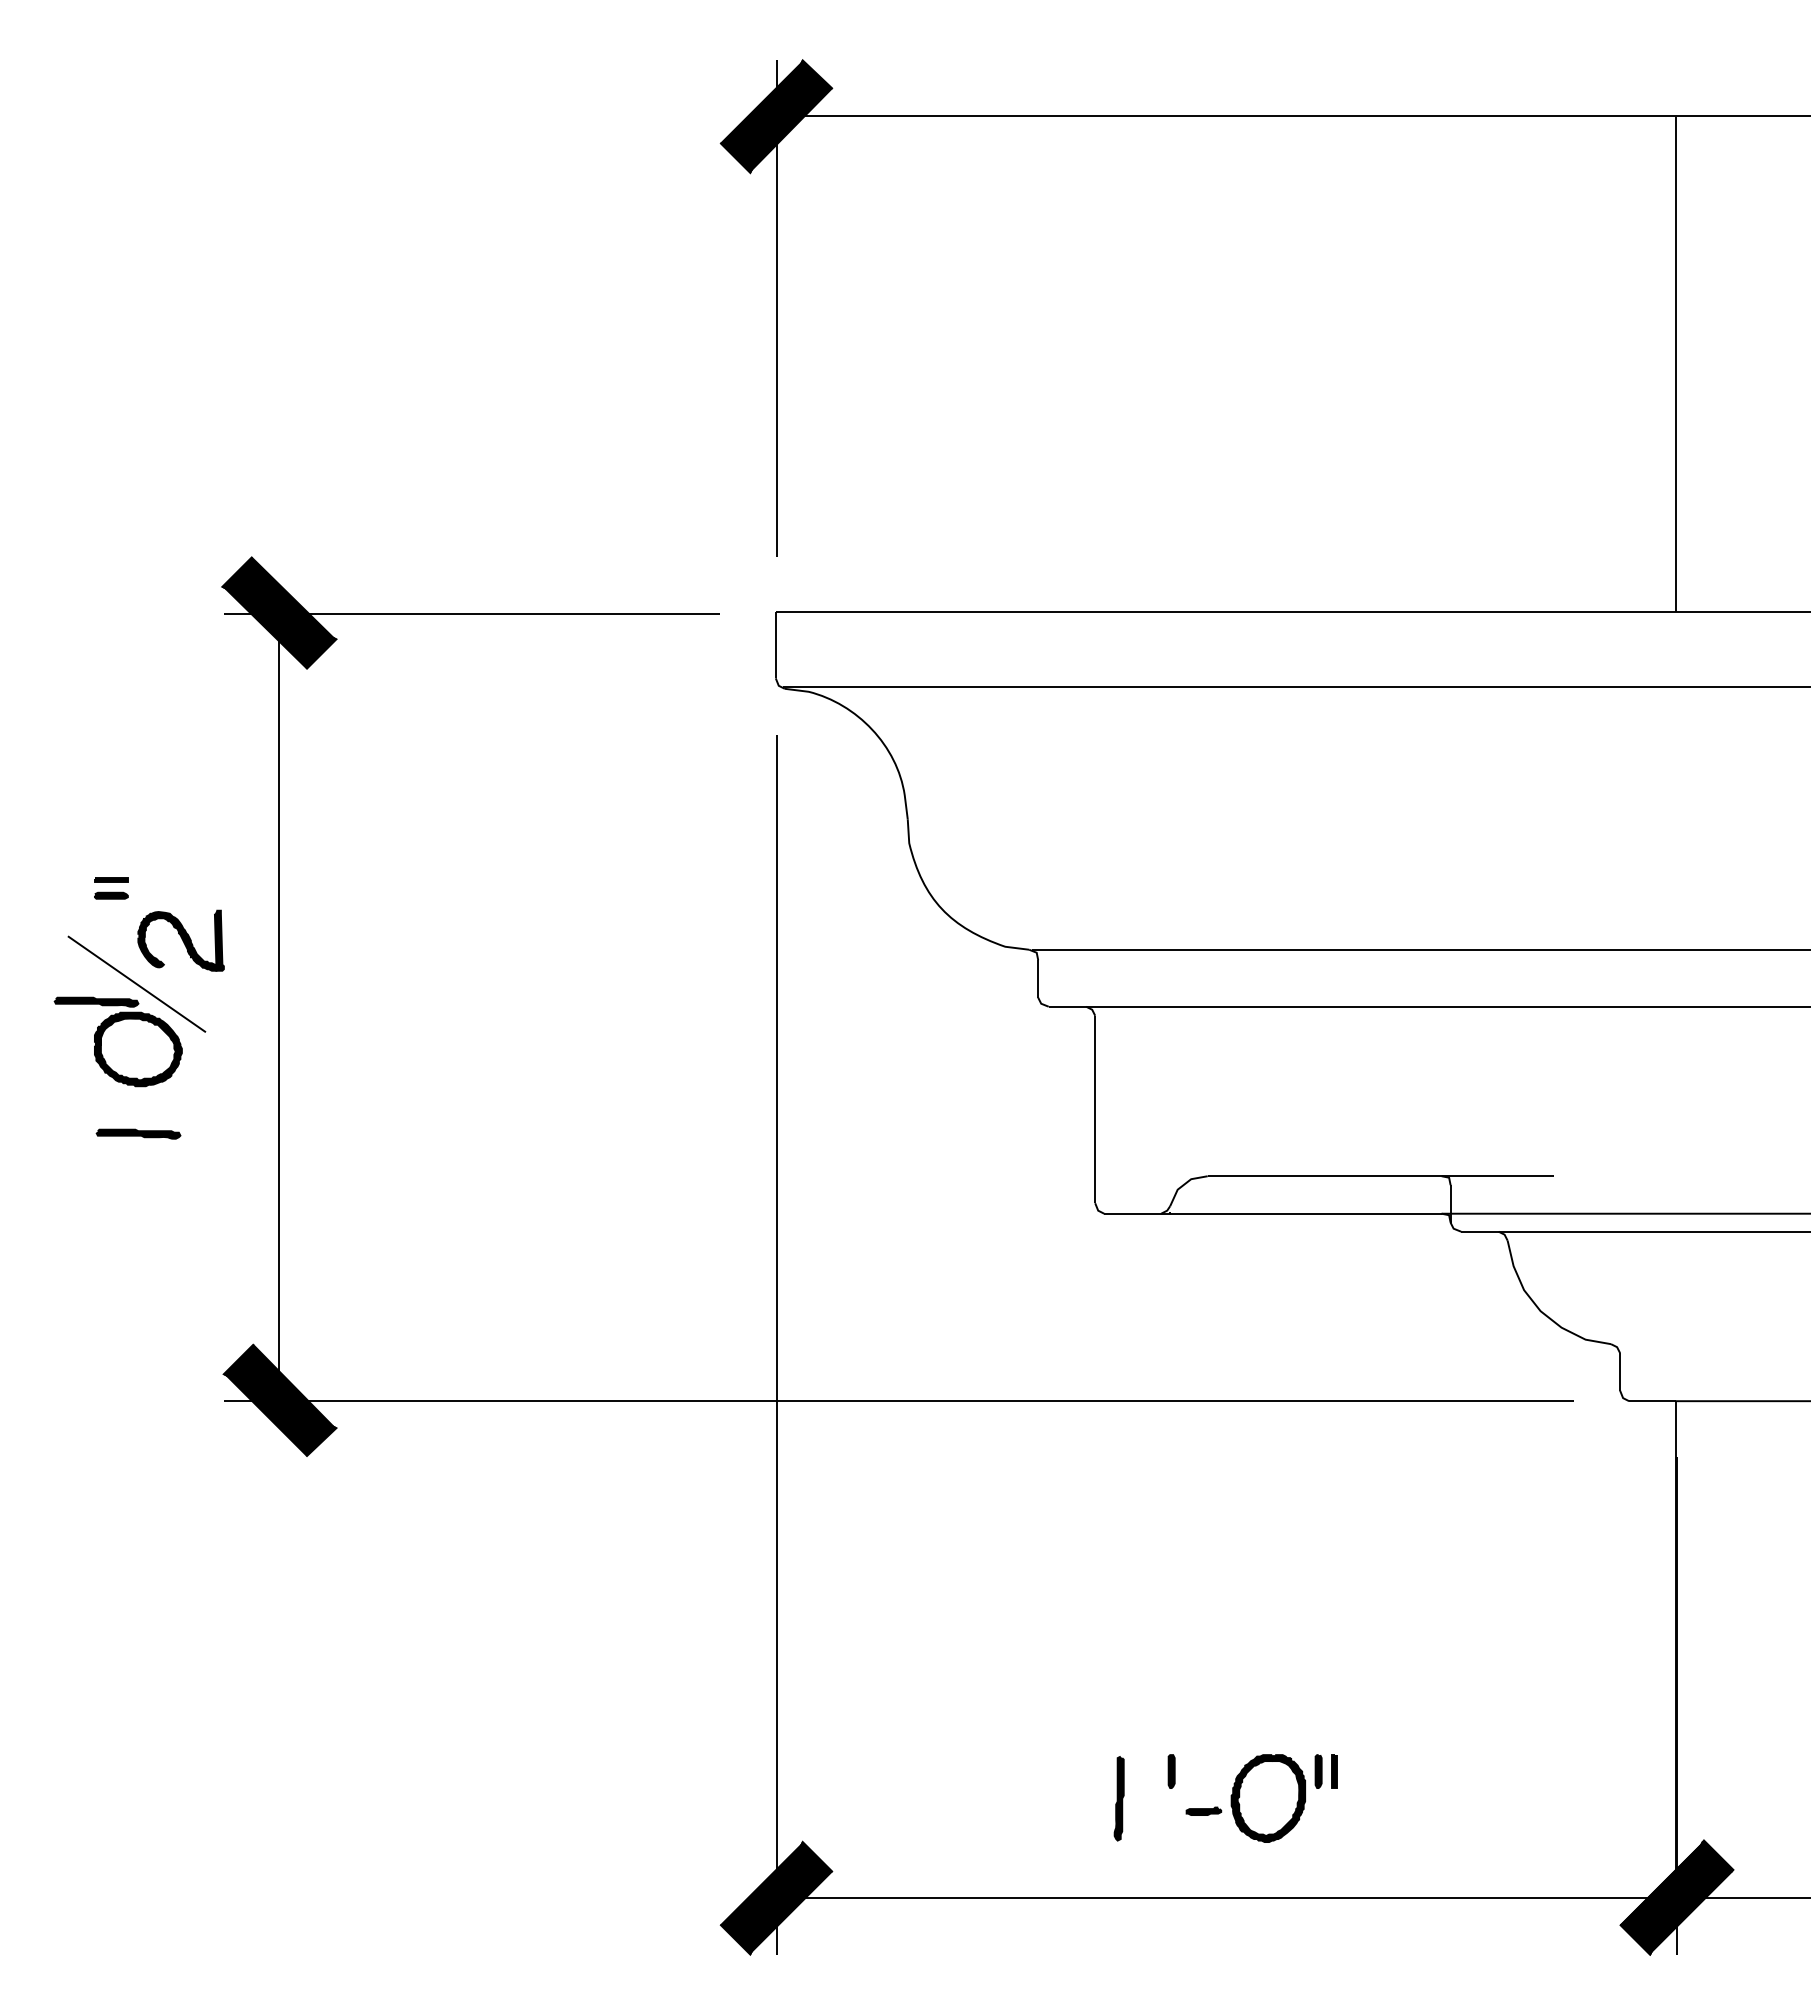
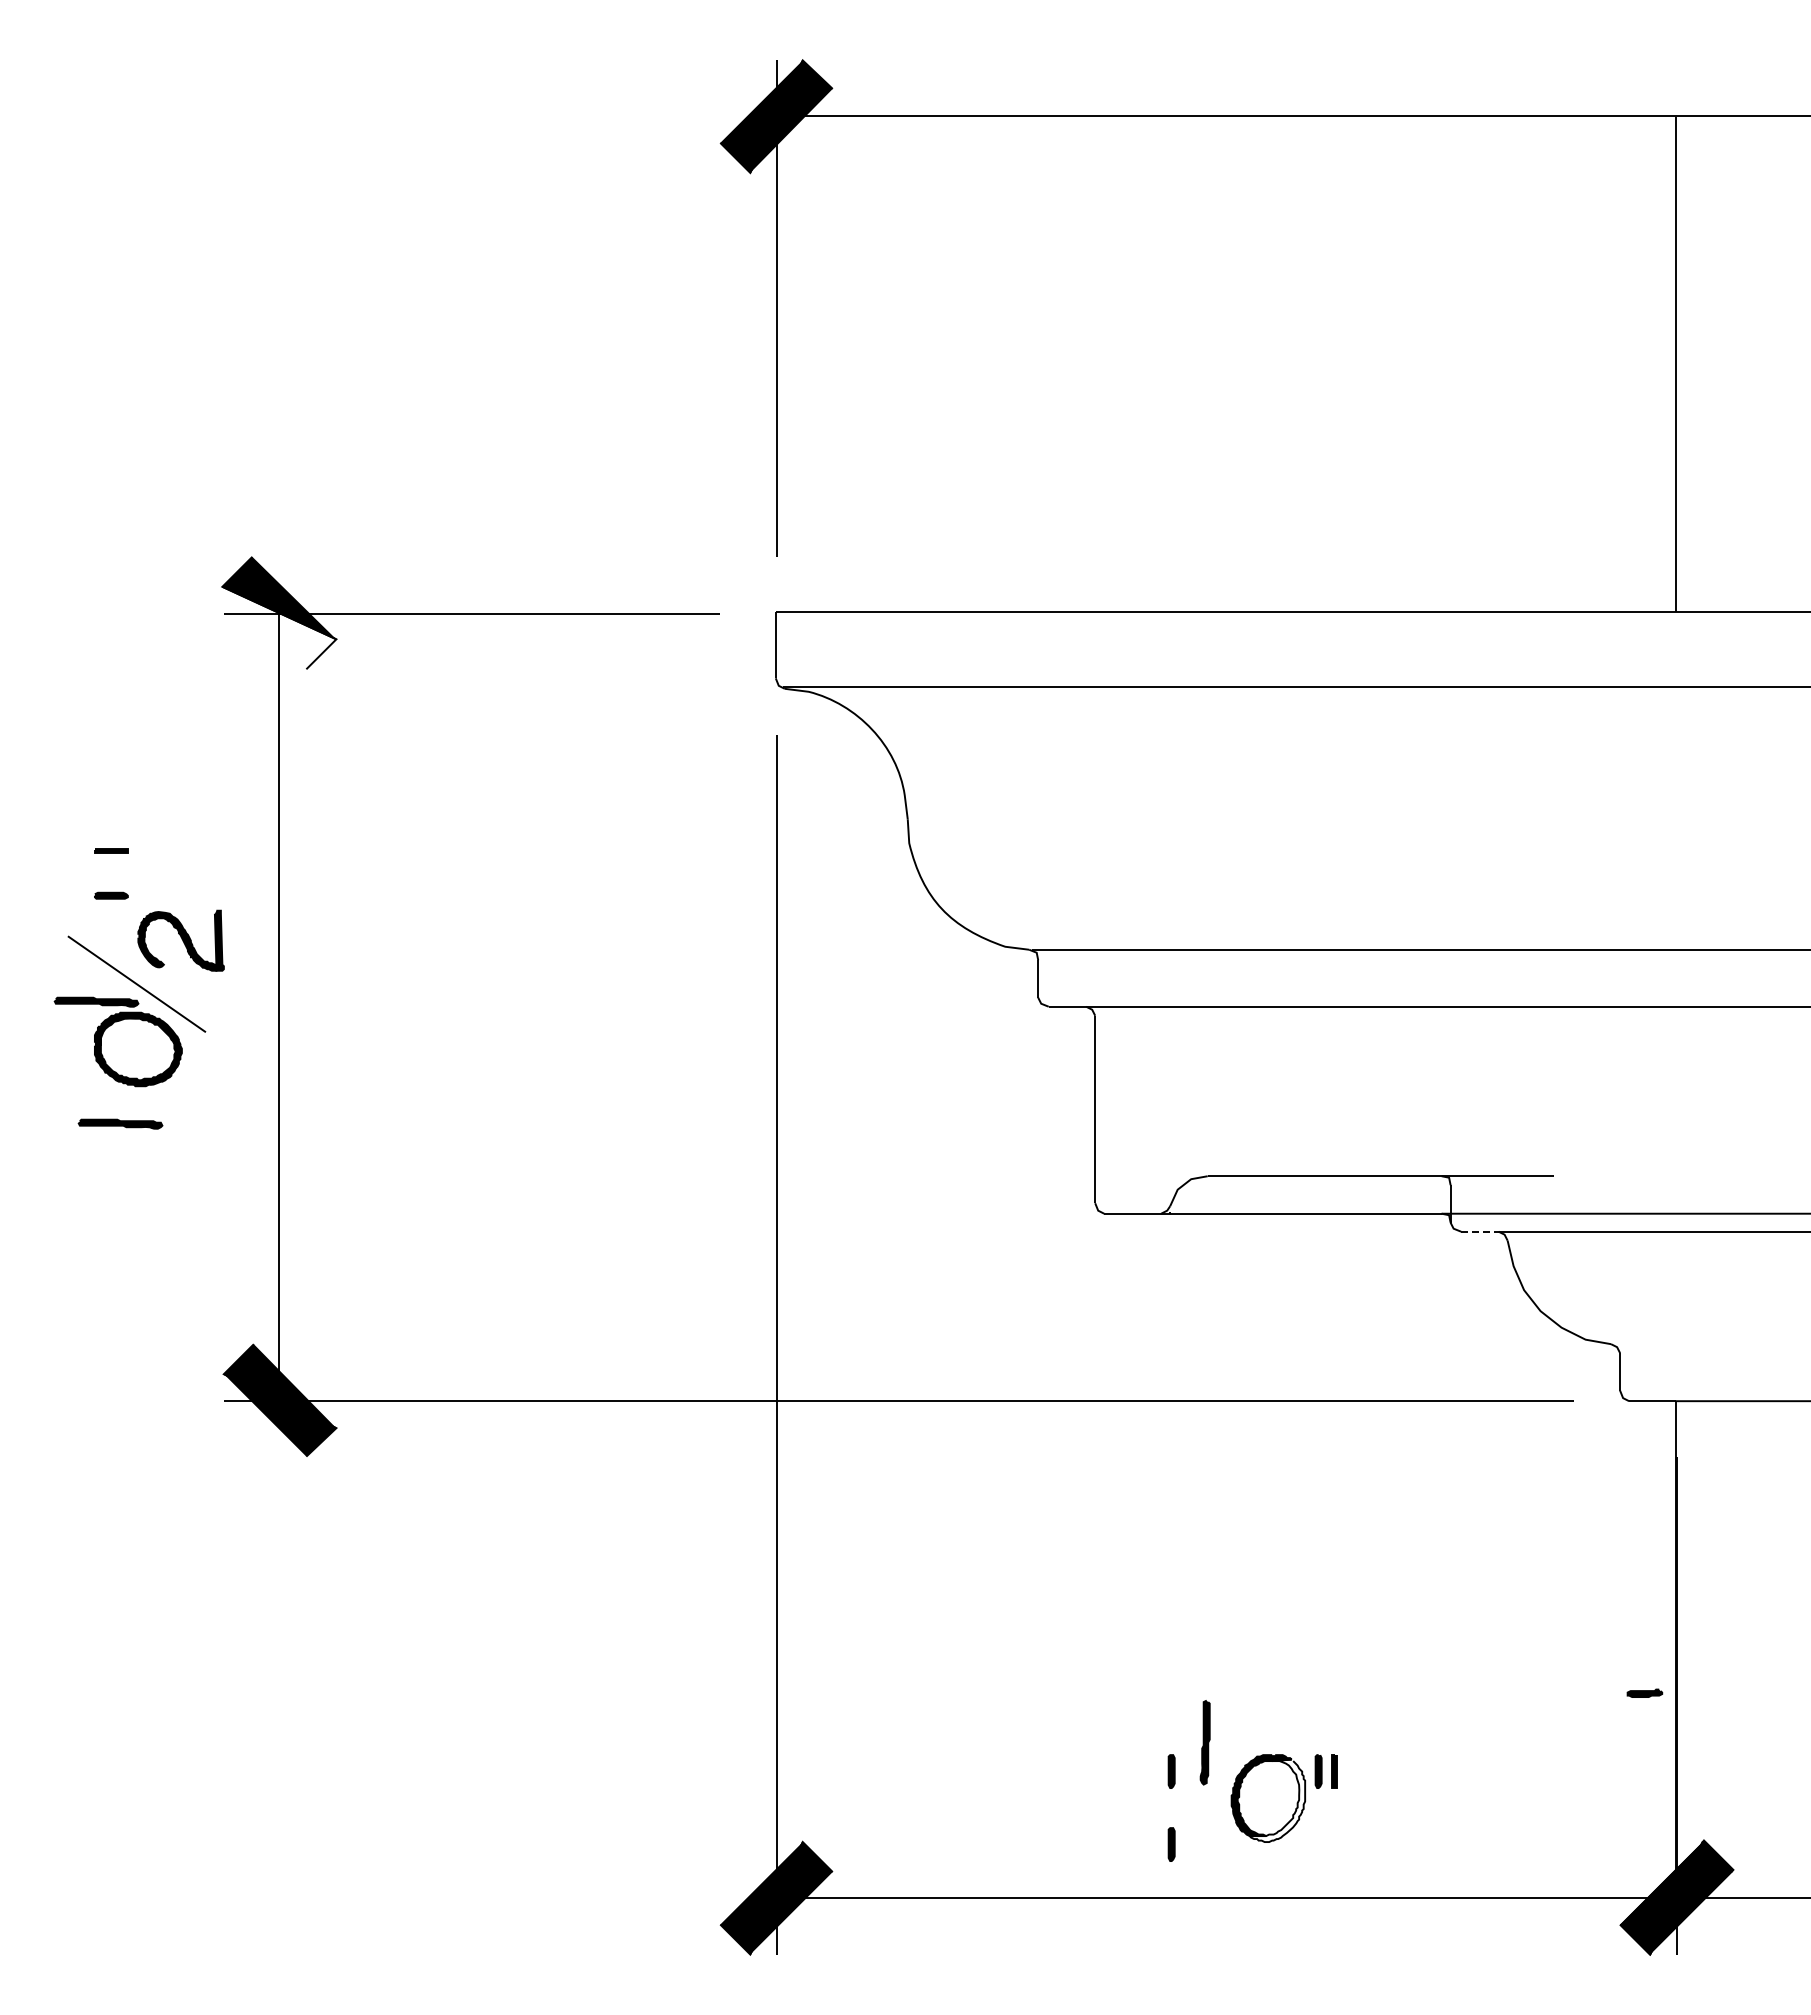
fill: present -> none (279, 627)
part position: (111, 879) -> (111, 850) (111, 850)
part position: (138, 1133) -> (120, 1123) (120, 1123)
line: solid -> dashed (1479, 1231)
part position: (1118, 1798) -> (1204, 1742) (1204, 1742)
fill: present -> none (1277, 1800)
part position: (1203, 1810) -> (1644, 1692) (1644, 1692)
part: none -> present (1171, 1844)
